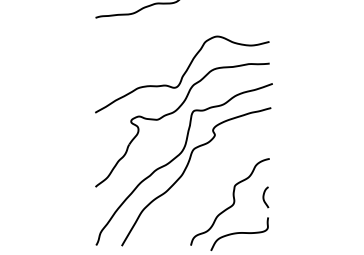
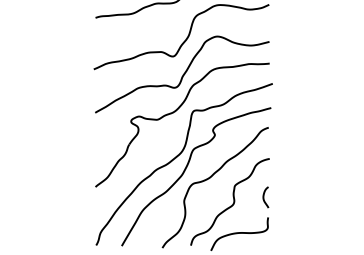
curve: none -> present (184, 40)
curve: none -> present (210, 178)
